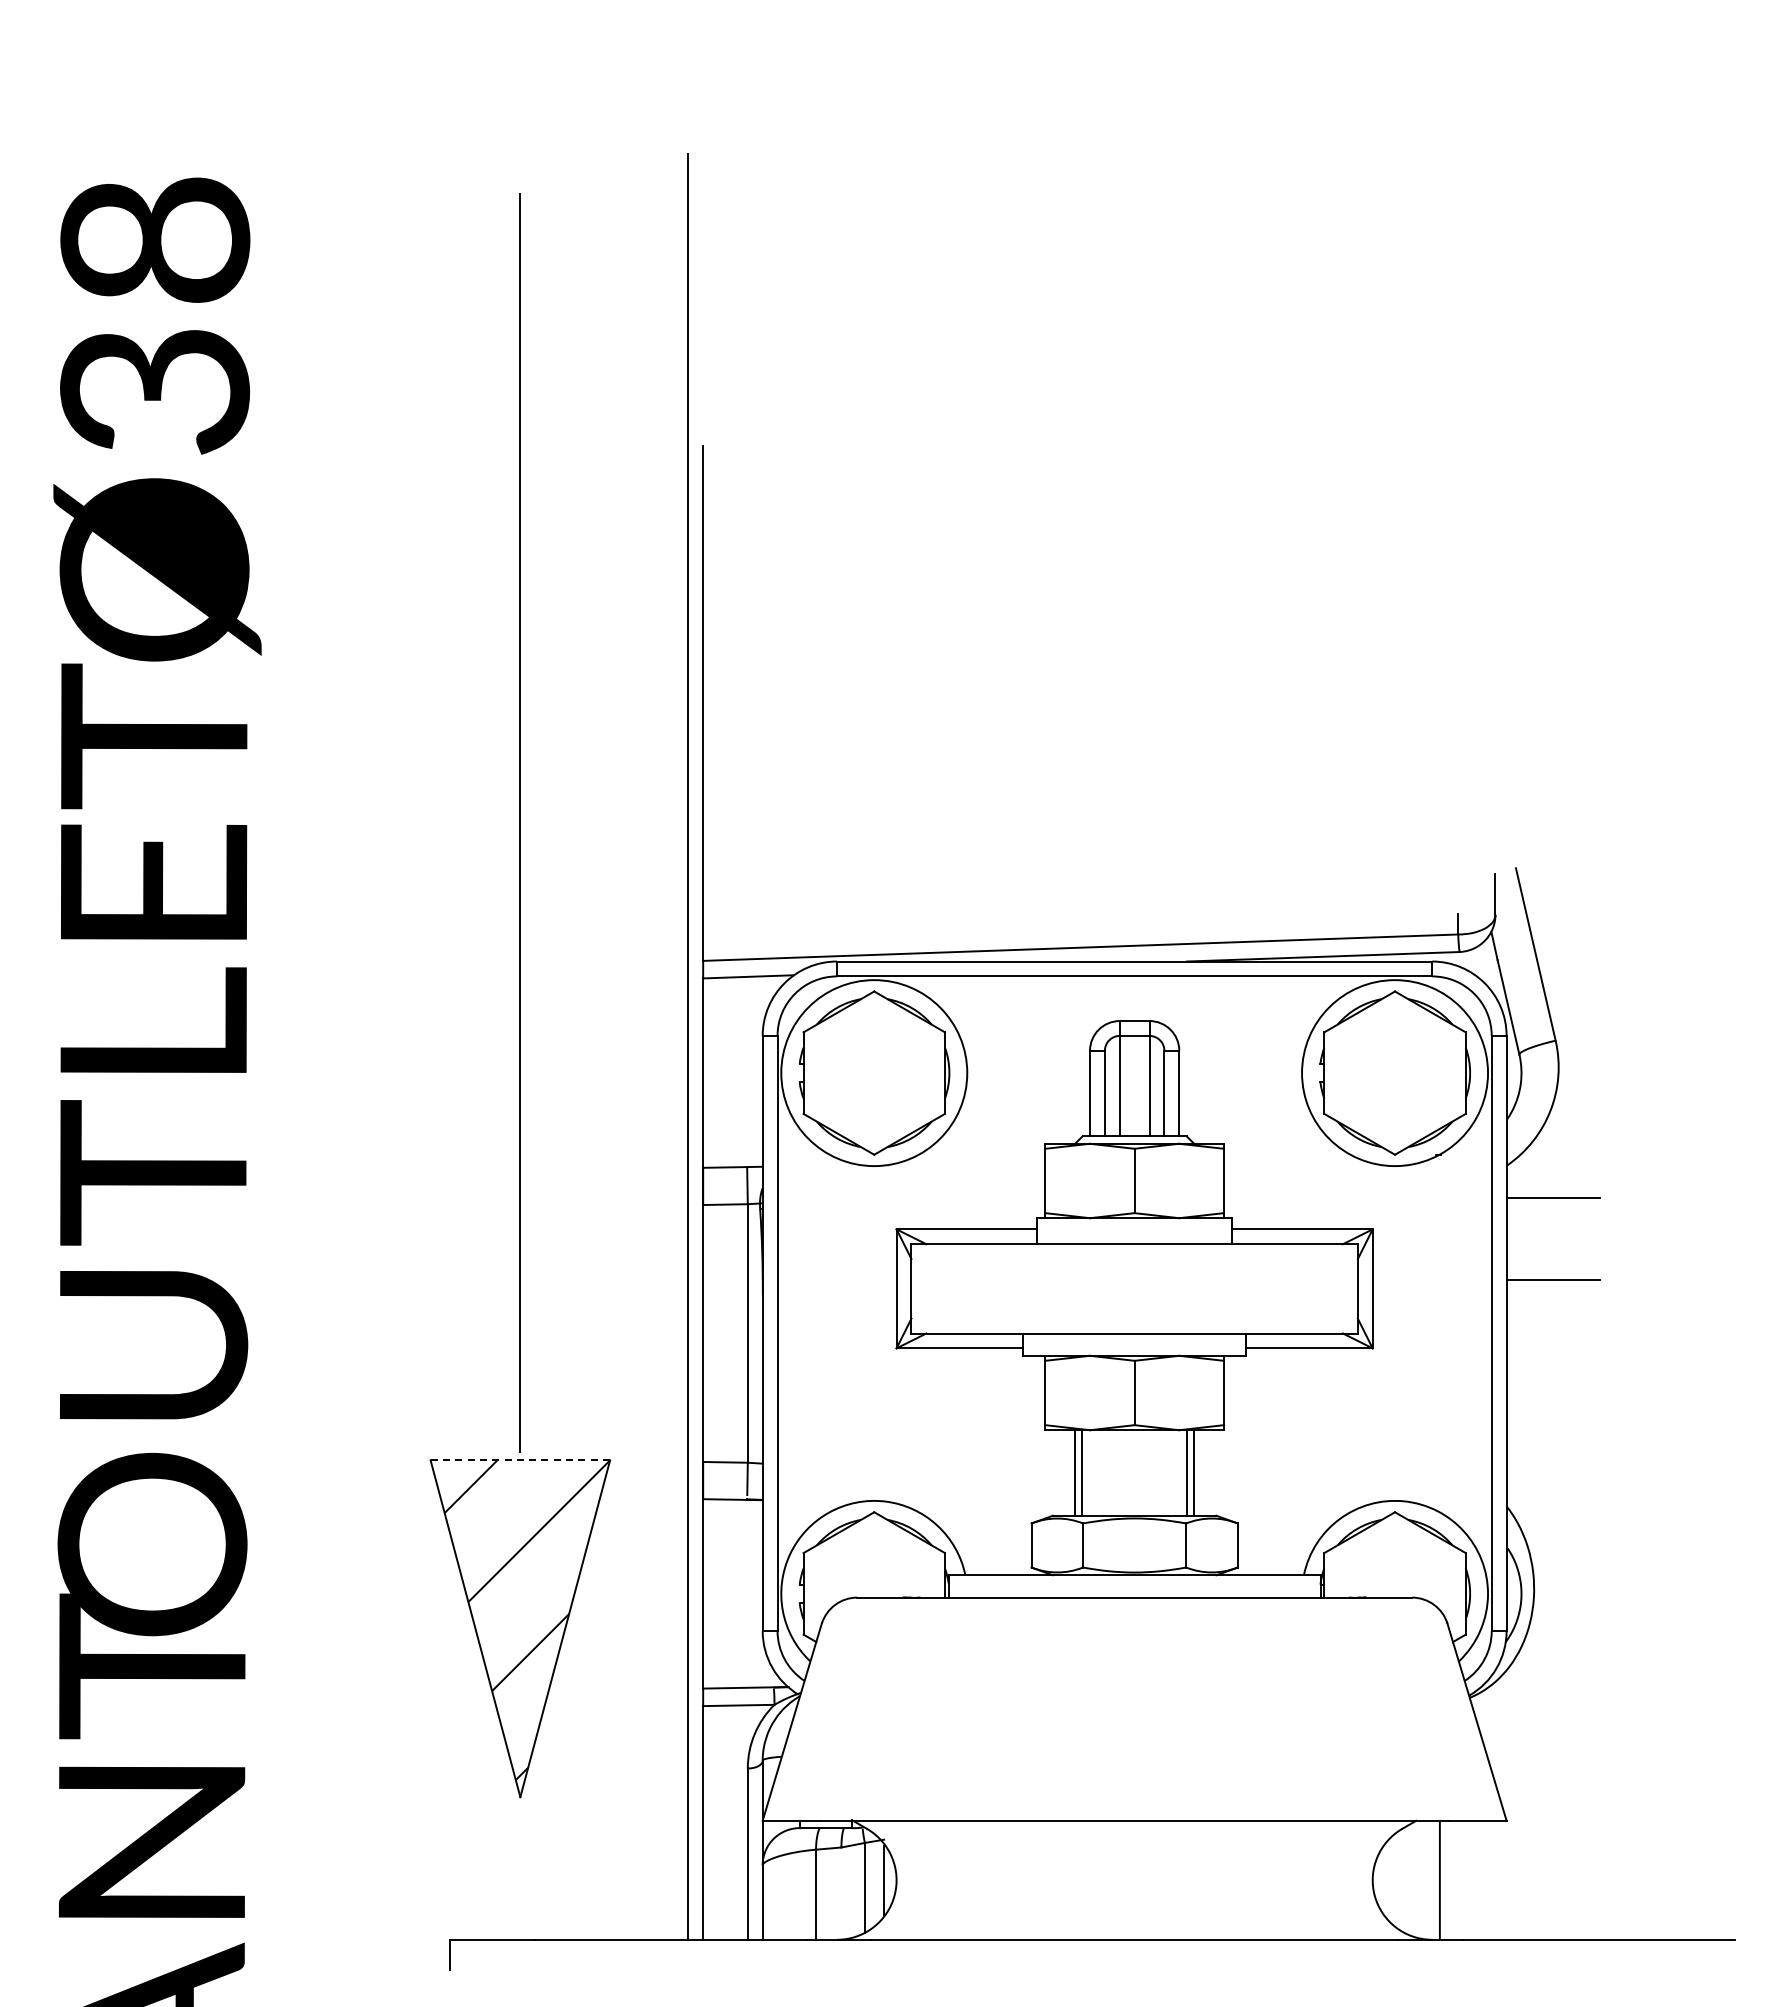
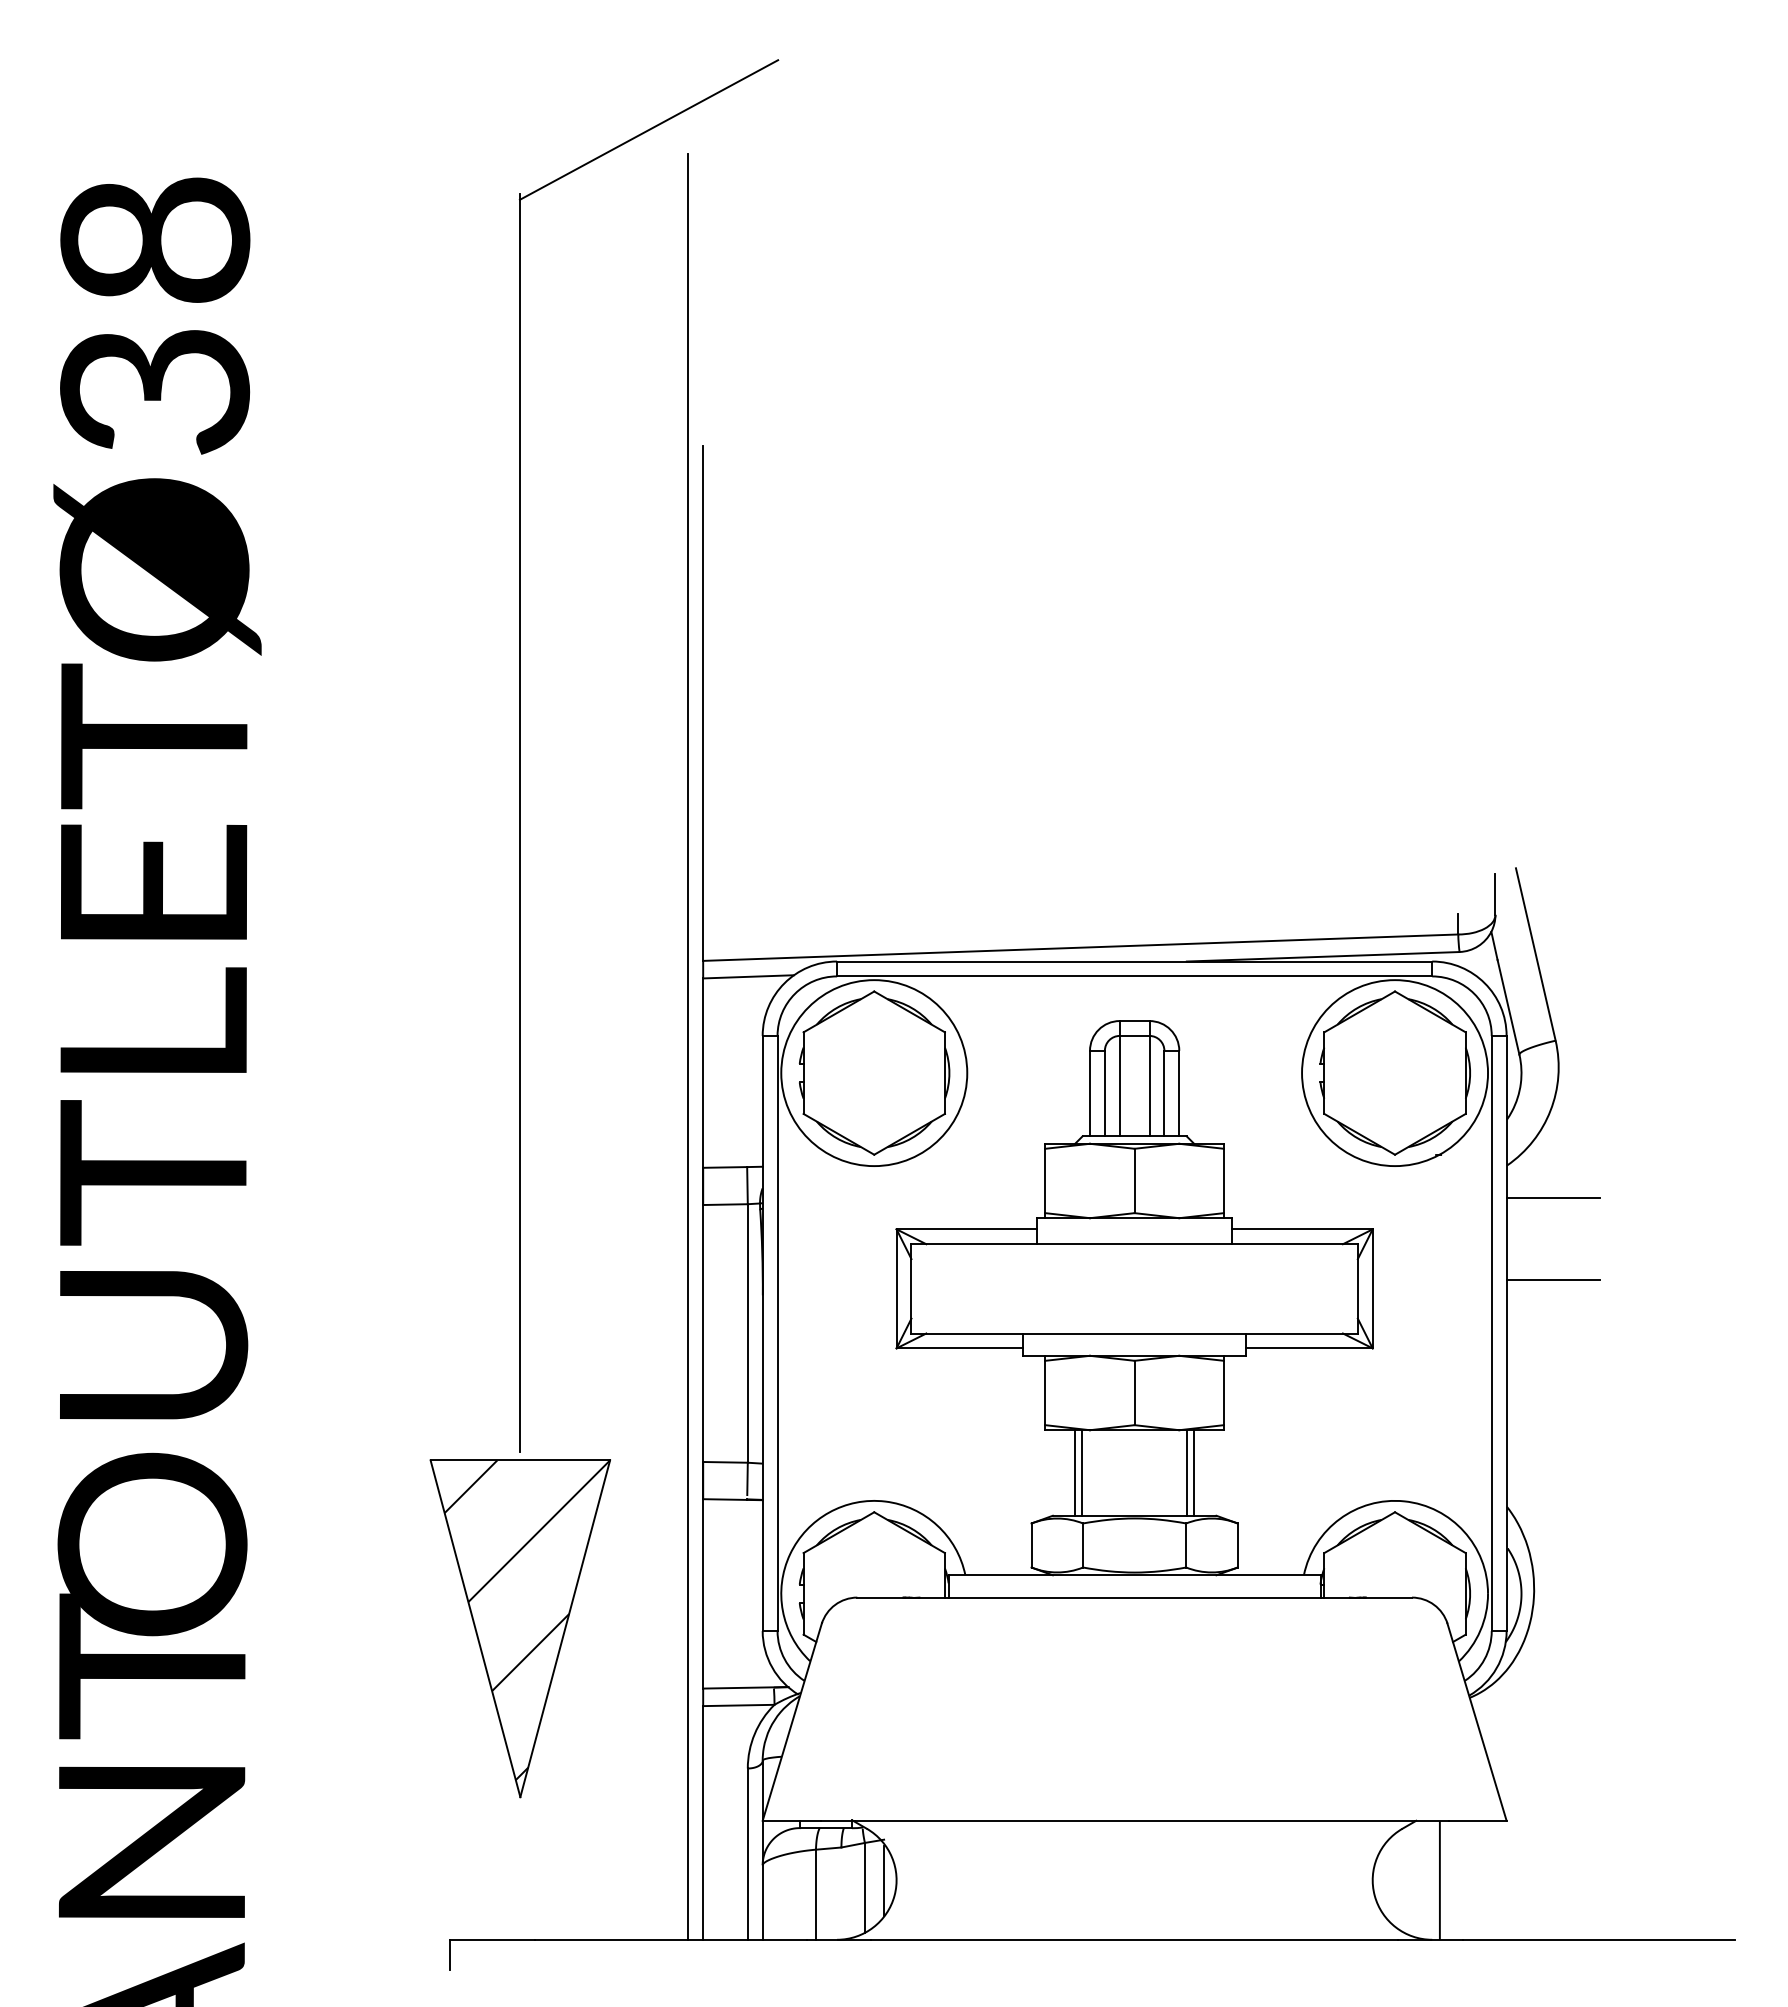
line: none -> present (648, 129)
line: dashed -> solid (520, 1460)
